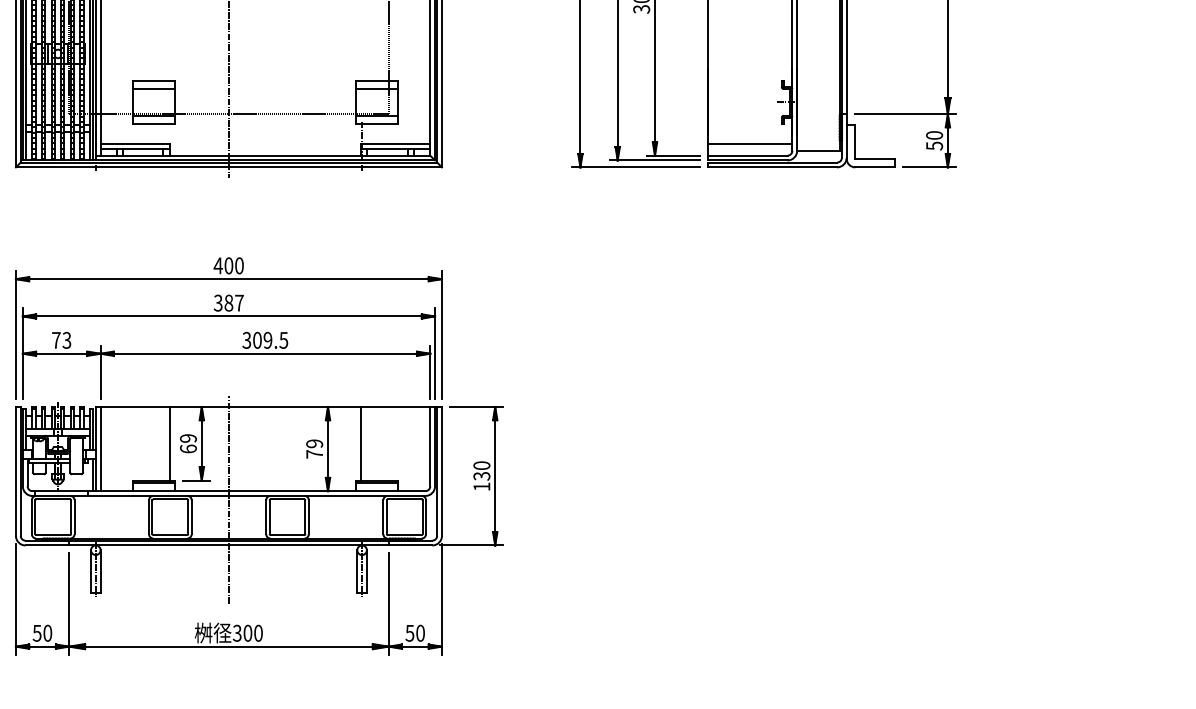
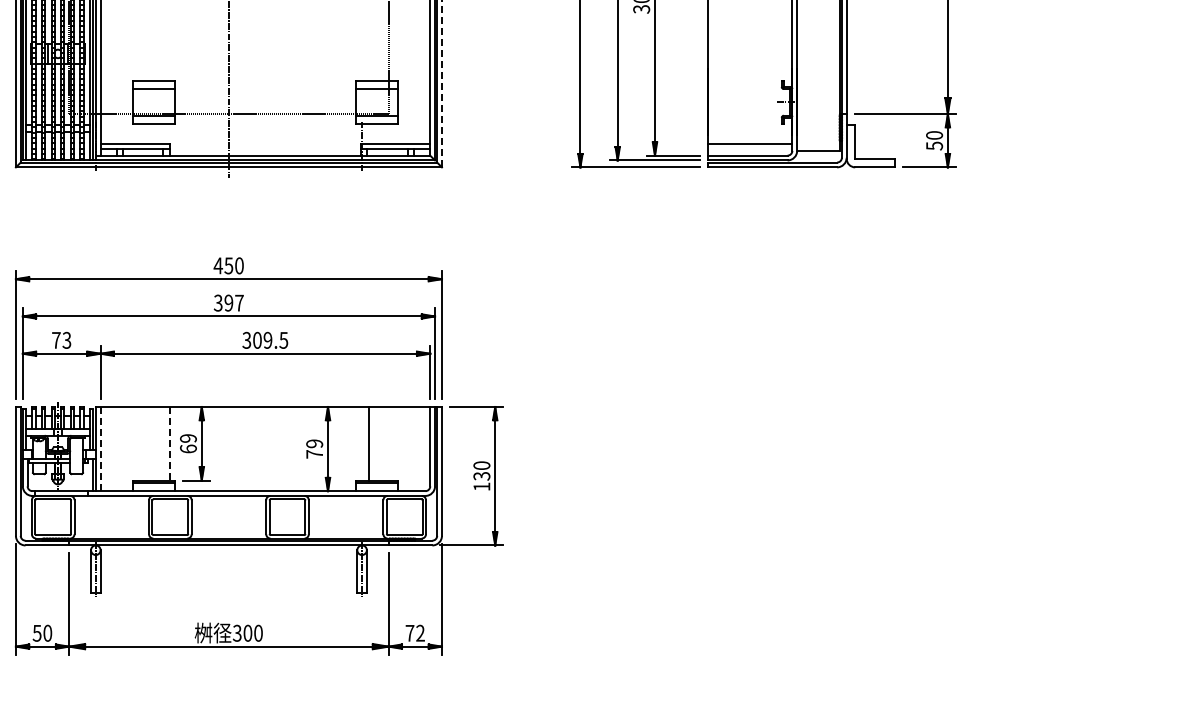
line: solid -> dashed (441, 83)
text: 400 -> 450 (228, 265)
text: 387 -> 397 (228, 302)
line: solid -> dashed (169, 443)
line position: (361, 443) -> (369, 443) (369, 443)
line: solid -> dashed (100, 449)
line: present -> none (228, 500)
text: 50 -> 72 (414, 632)
